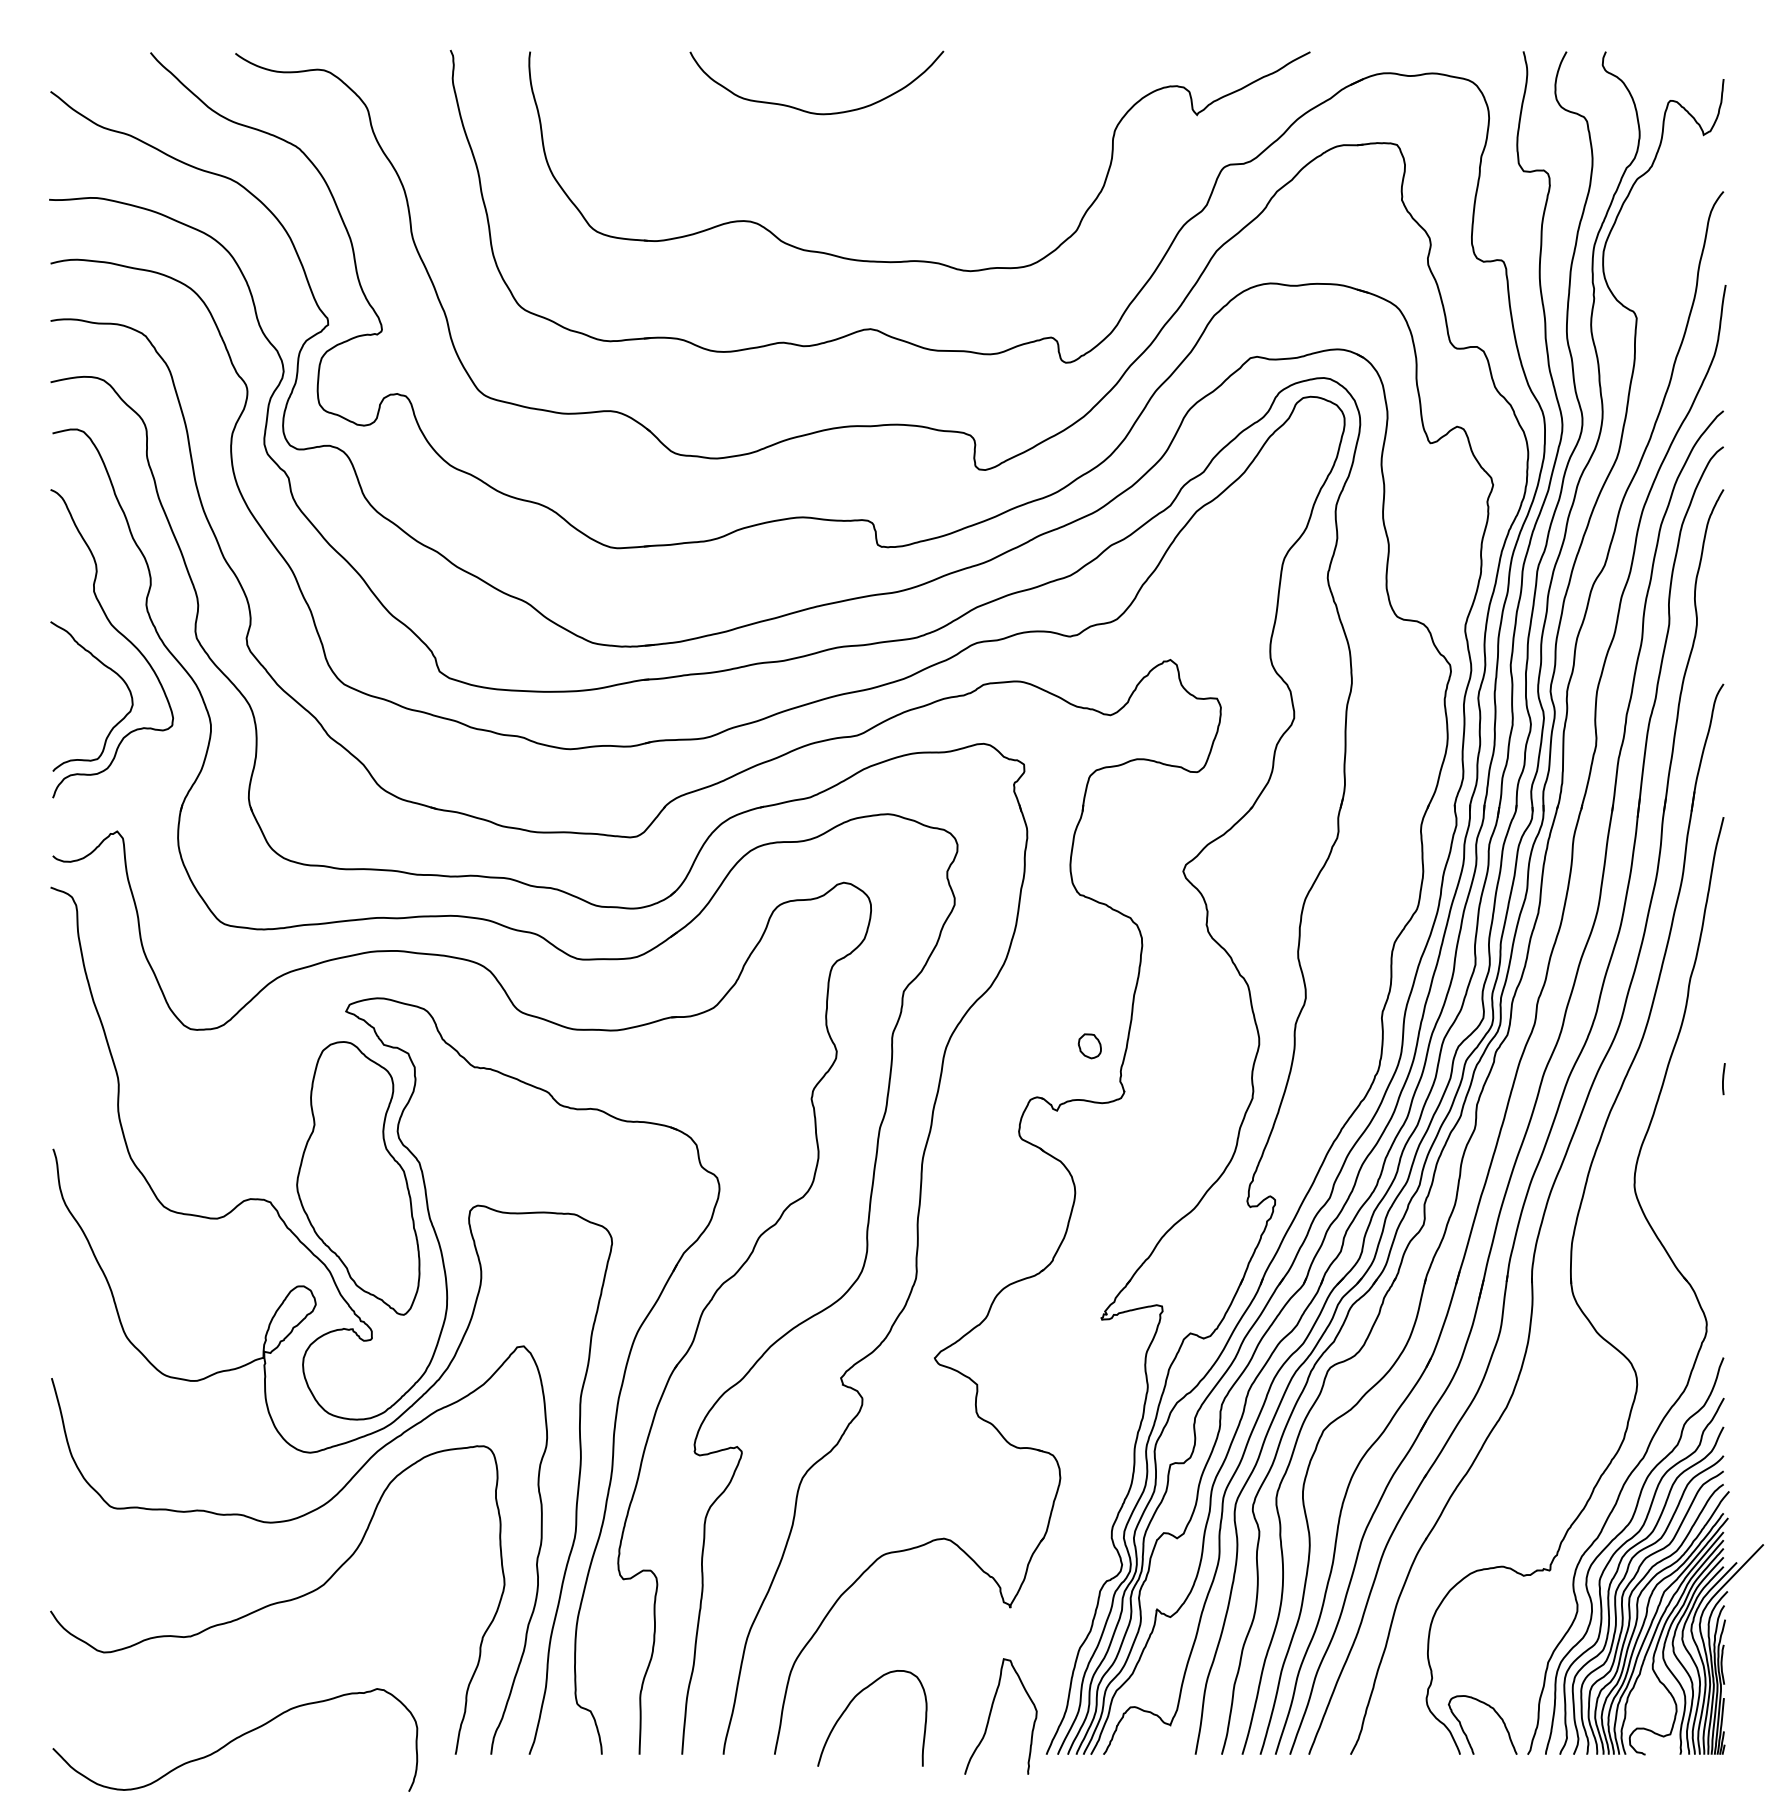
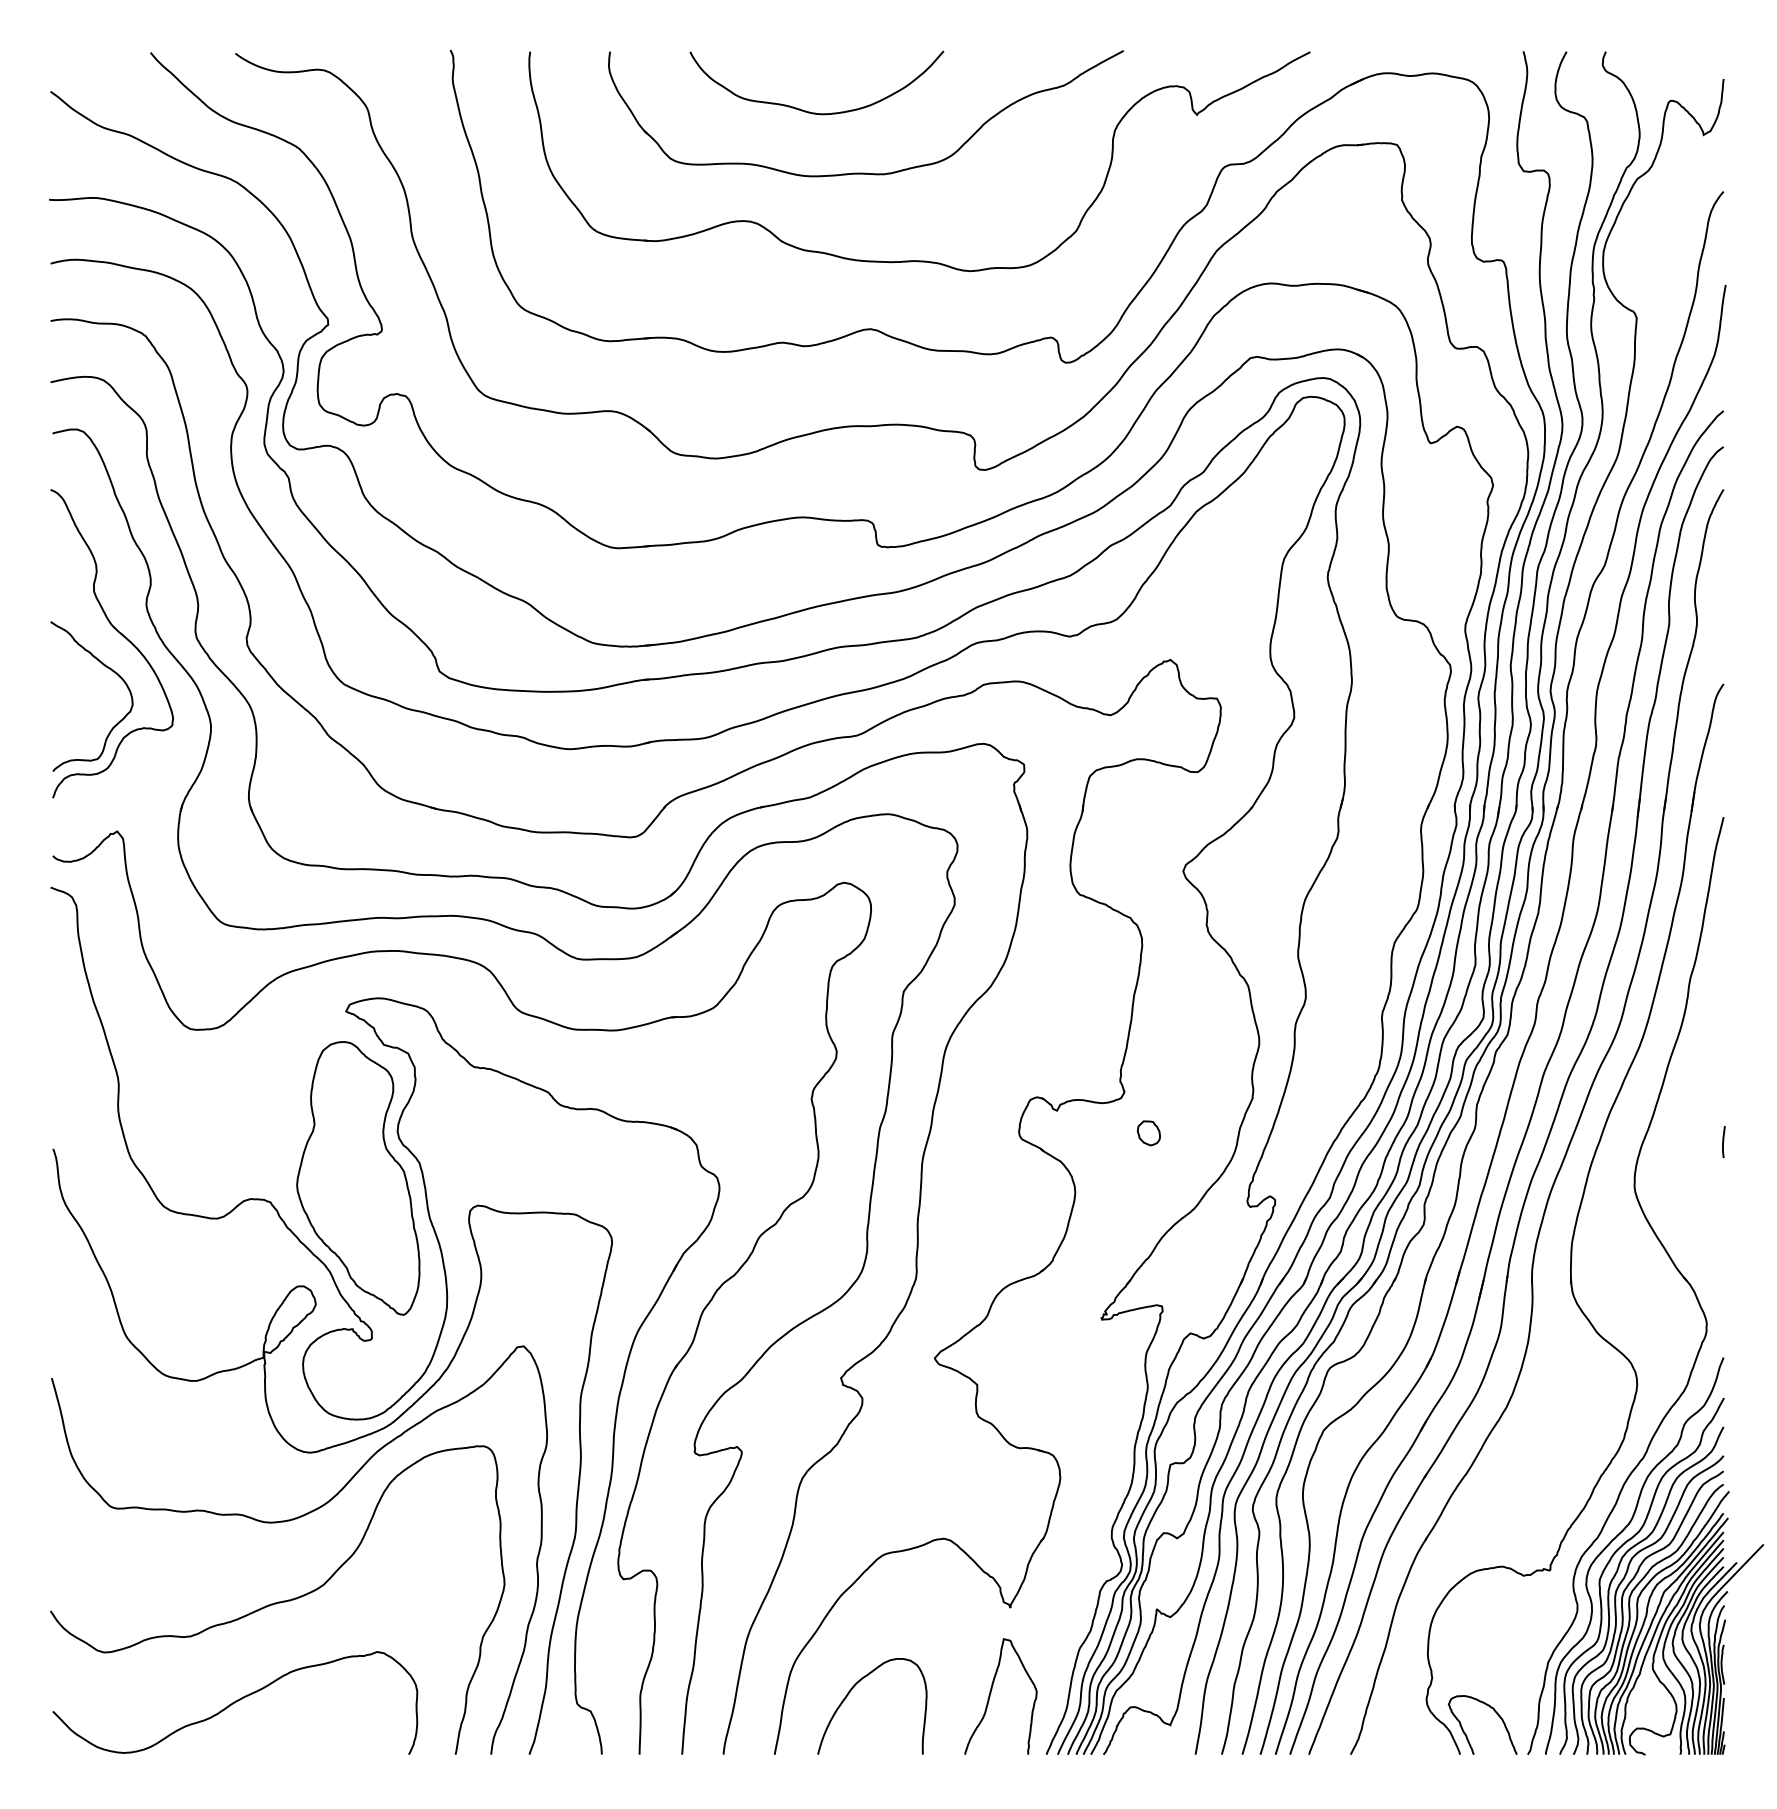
part: none -> present (865, 172)
part position: (1089, 1046) -> (1148, 1133) (1148, 1133)
line position: (1723, 1079) -> (1723, 1142) (1723, 1142)
curve position: (850, 1704) -> (850, 1692) (850, 1692)
curve position: (991, 1713) -> (991, 1693) (991, 1693)
curve position: (235, 1739) -> (235, 1702) (235, 1702)
